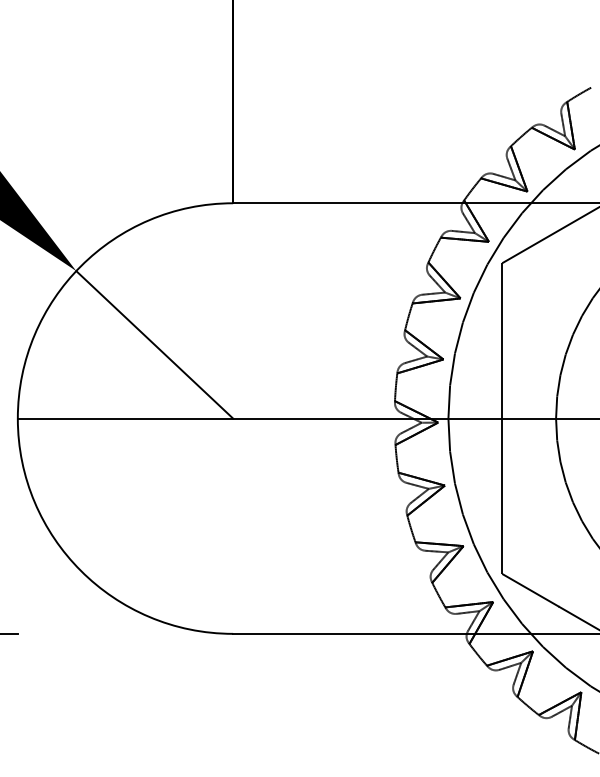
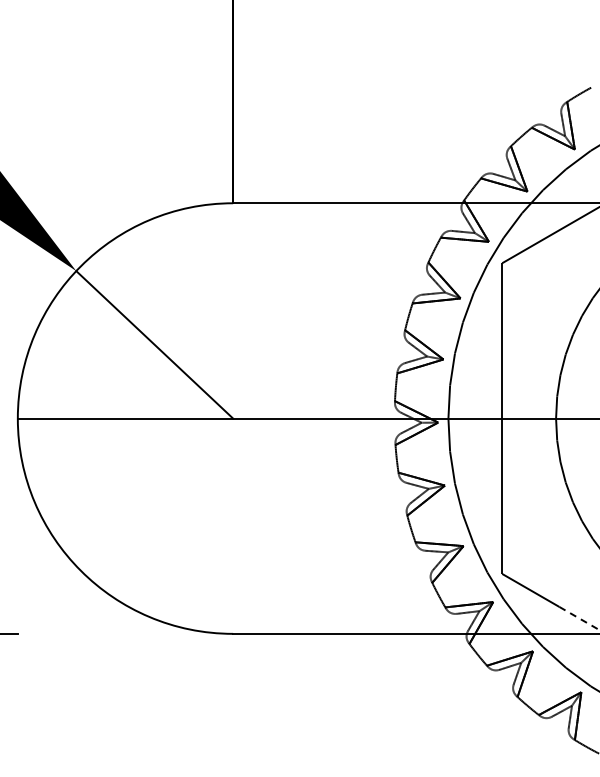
line: solid -> dashed (579, 618)
